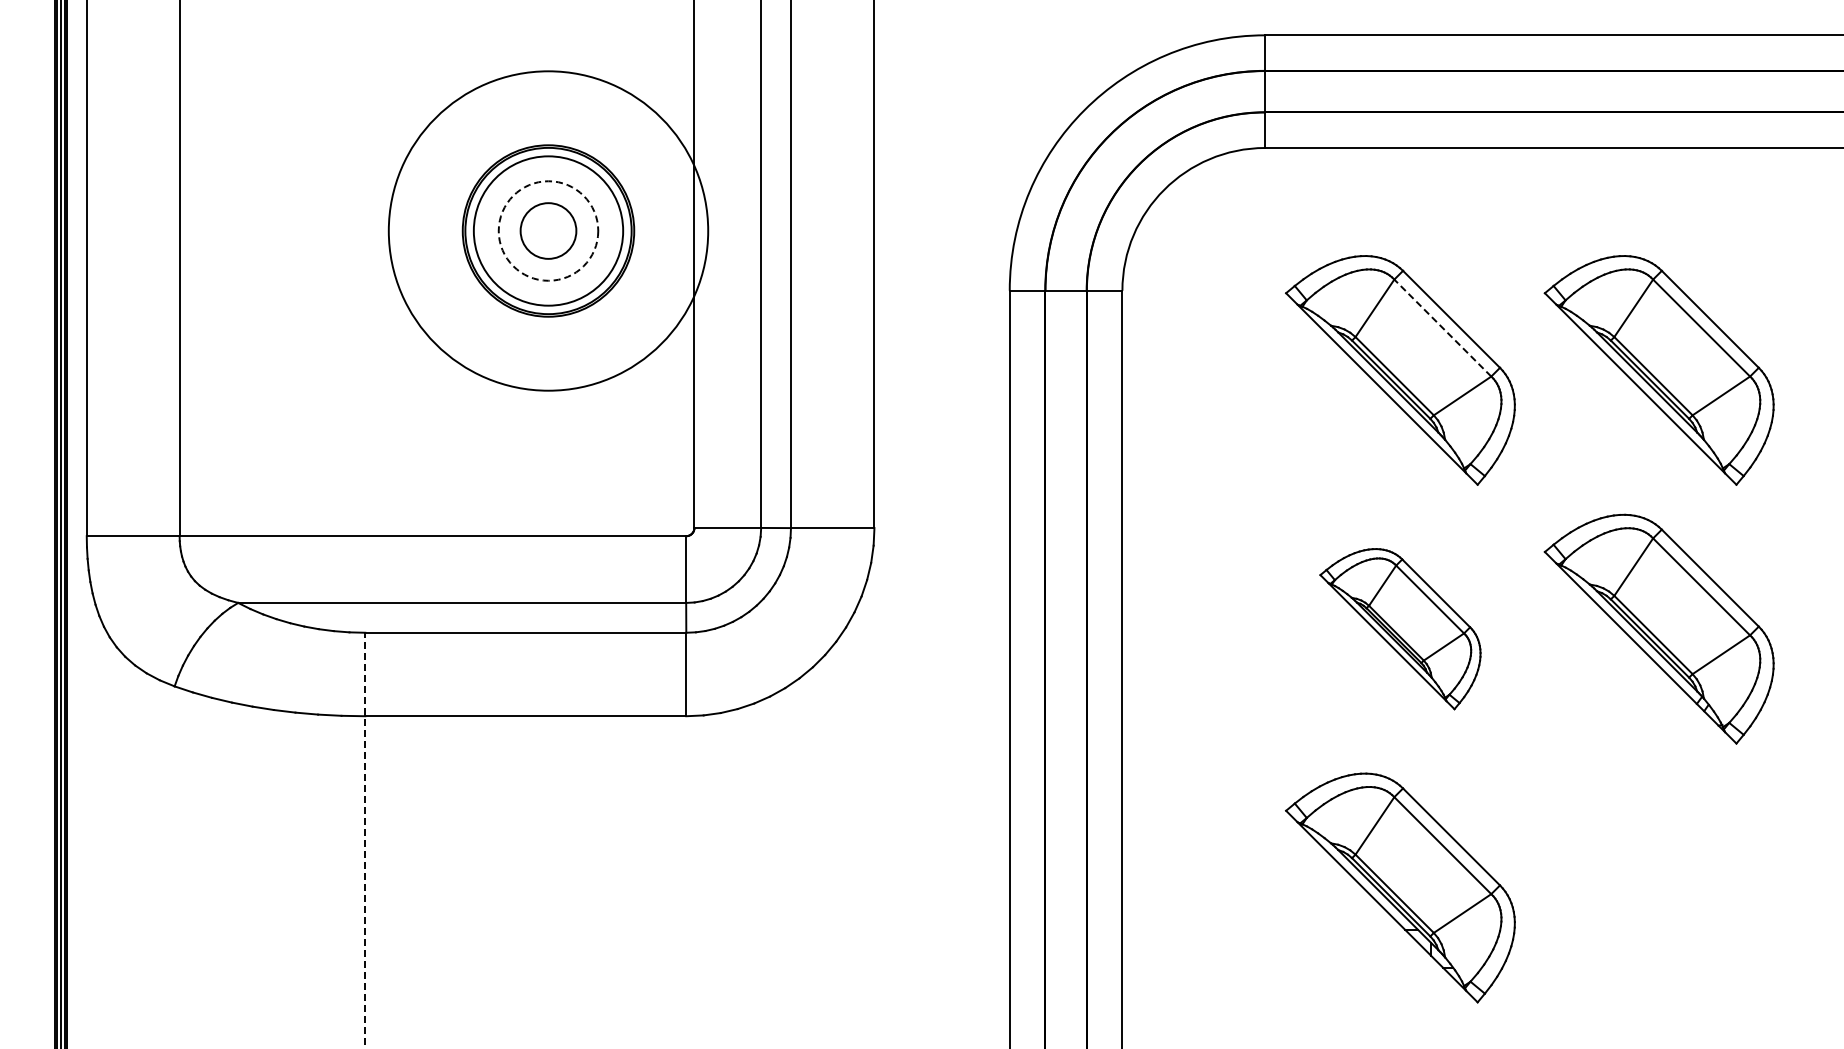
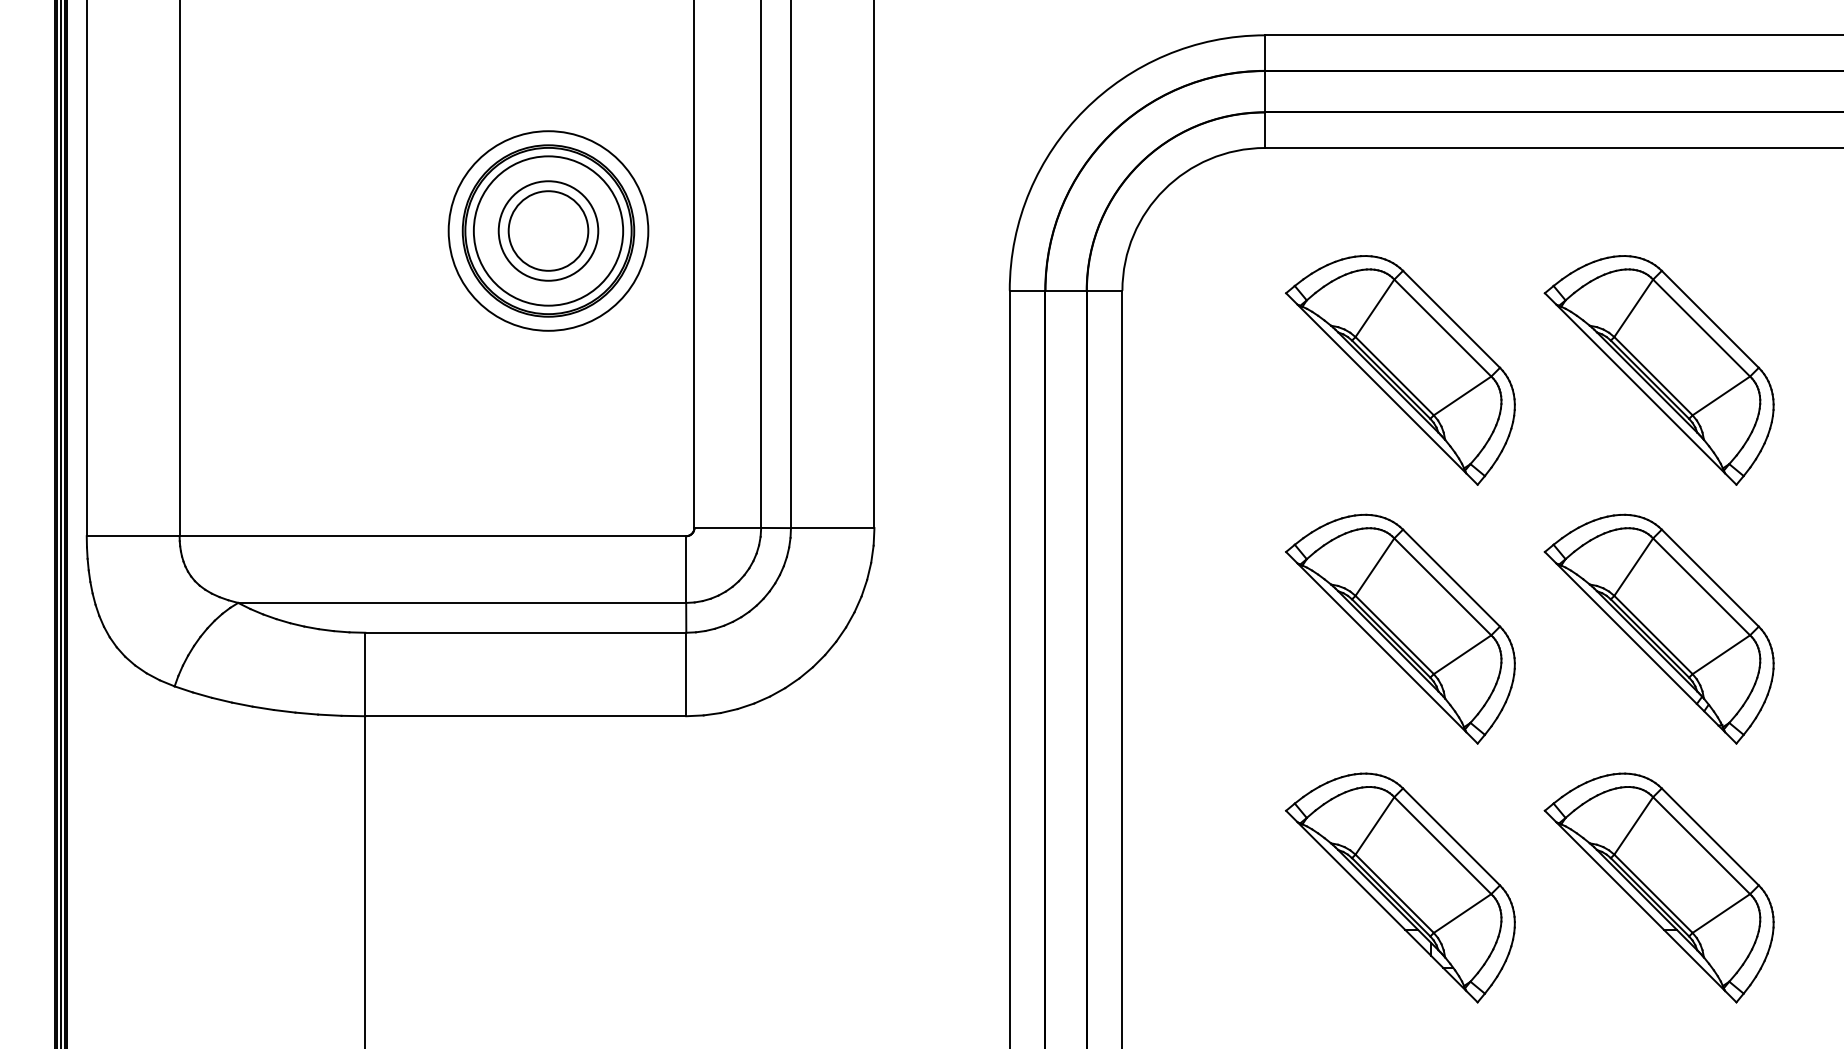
circle diameter: 319 px -> 200 px (548, 230)
circle diameter: 56 px -> 80 px (548, 230)
circle: dashed -> solid (548, 230)
line: dashed -> solid (1442, 328)
part size: 163x163 px -> 231x232 px (1400, 628)
line: dashed -> solid (365, 840)
part: none -> present (1658, 887)
